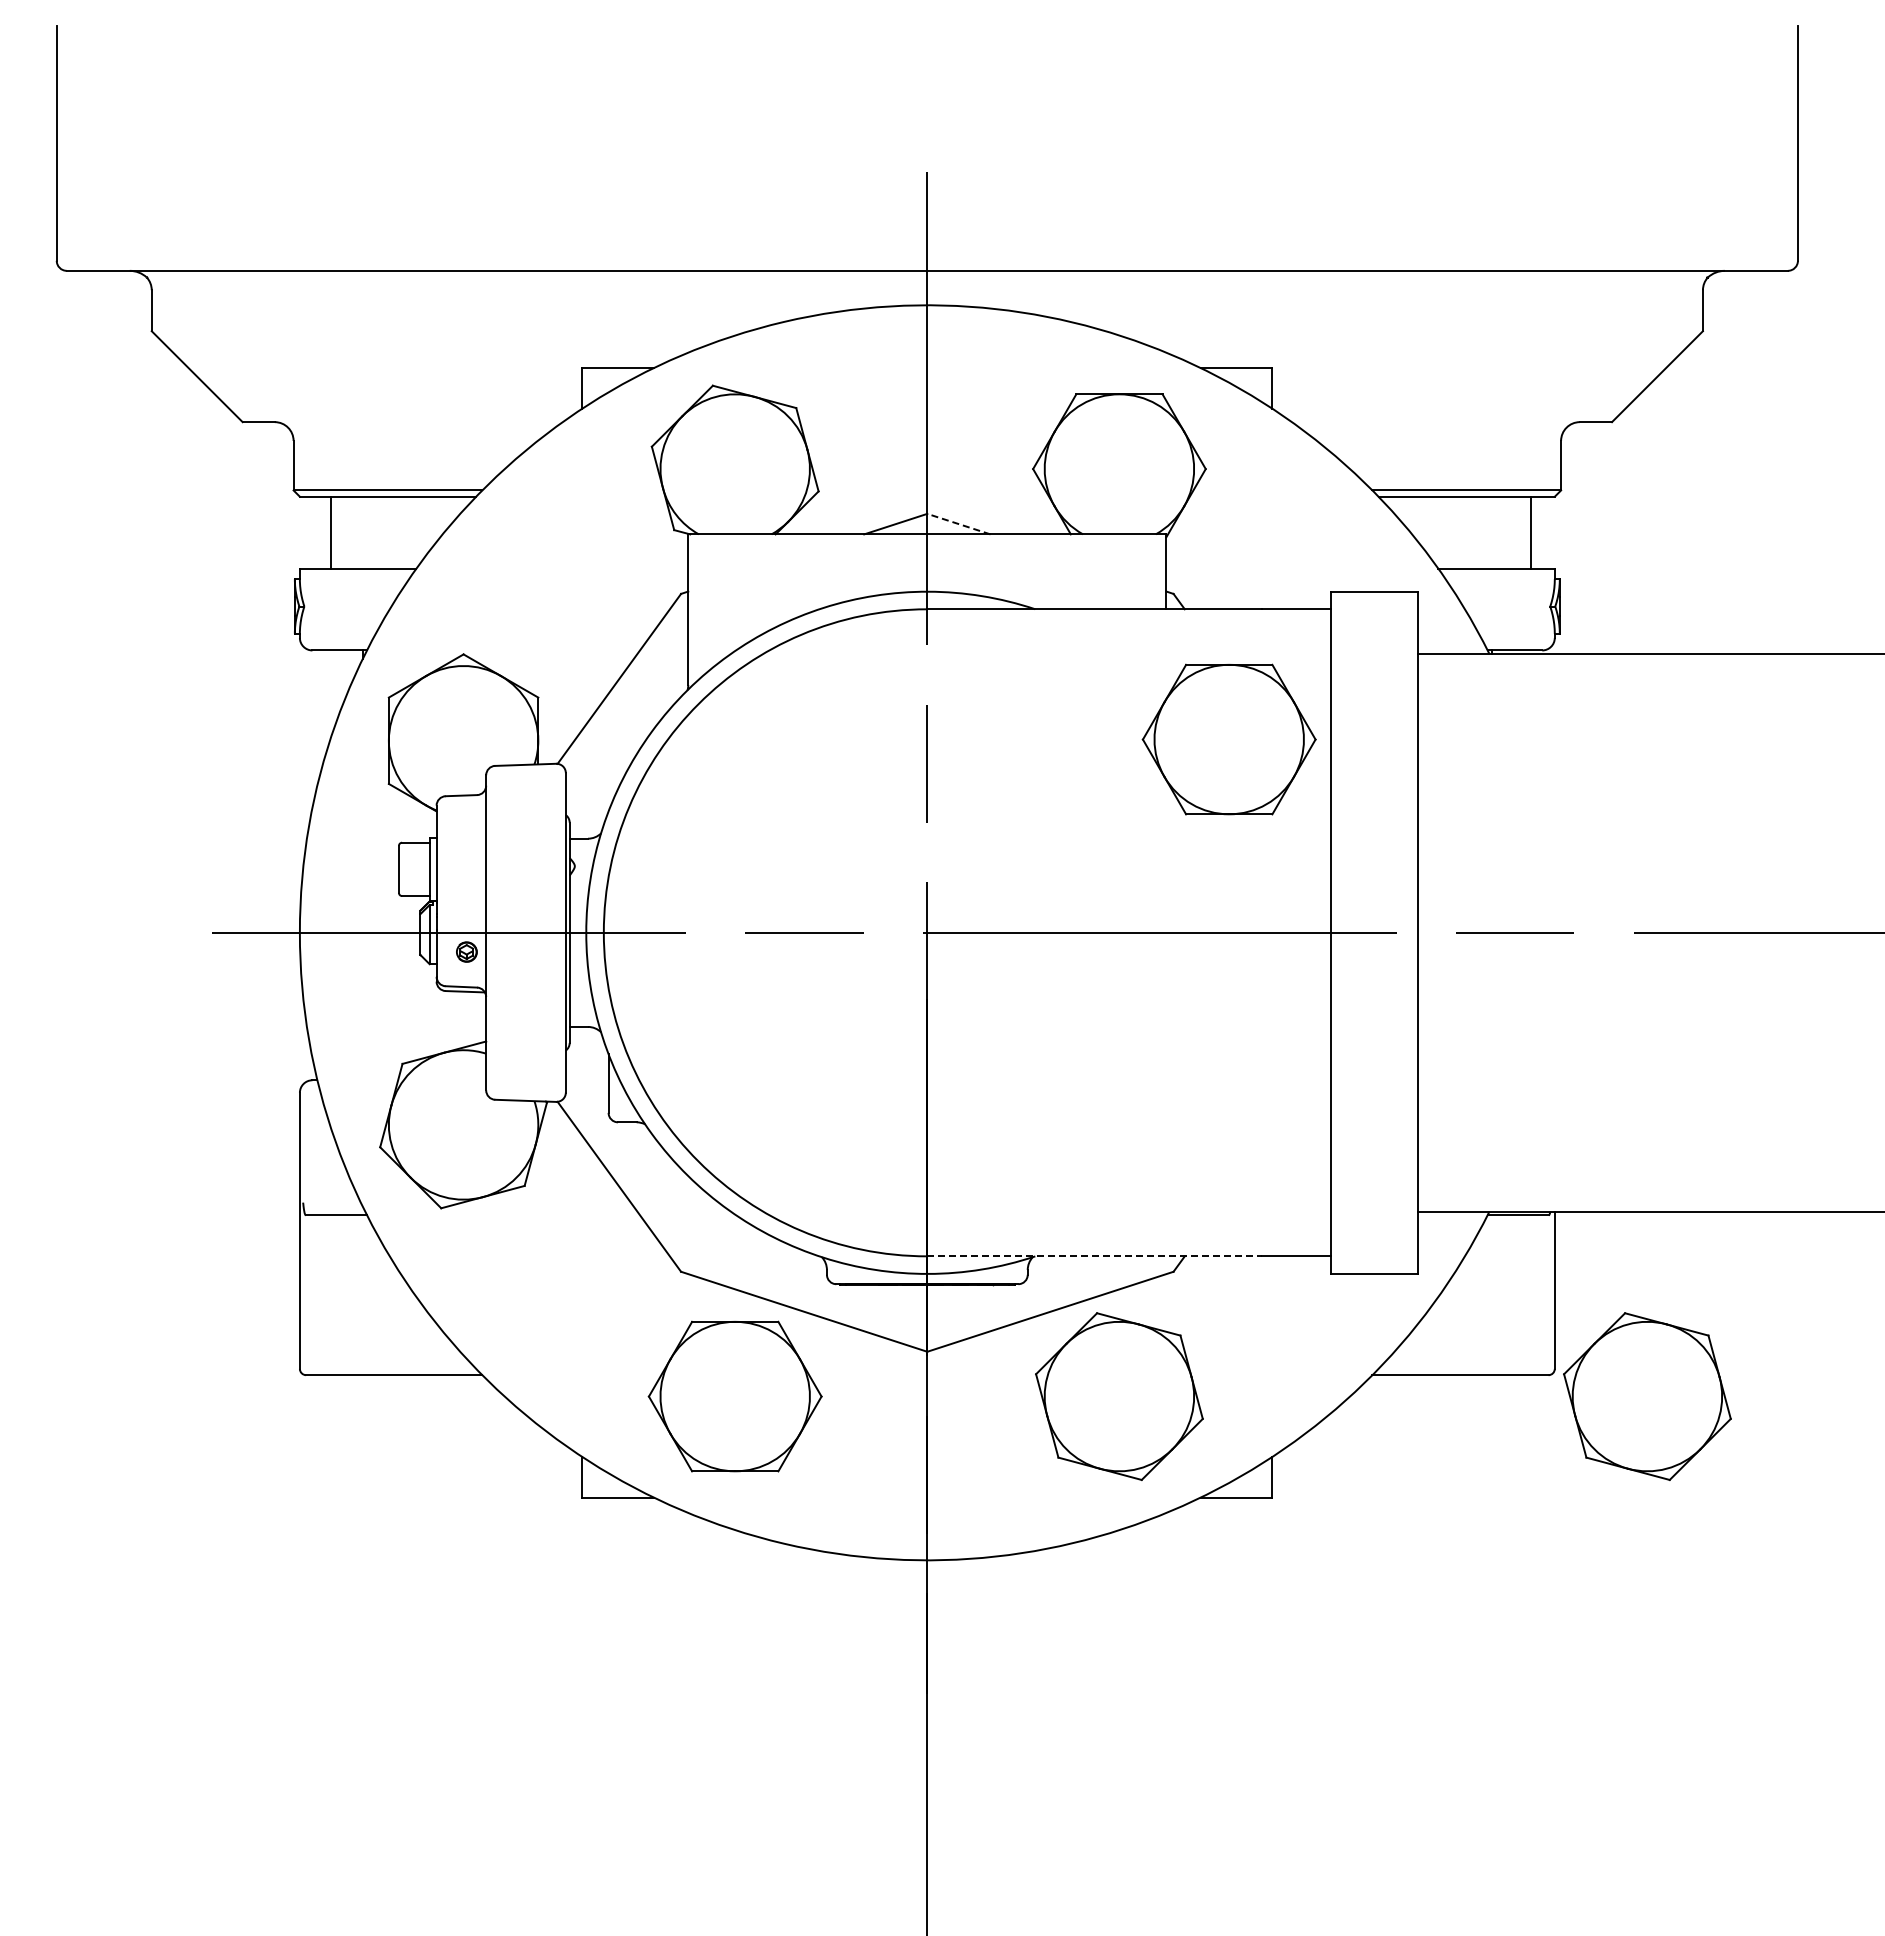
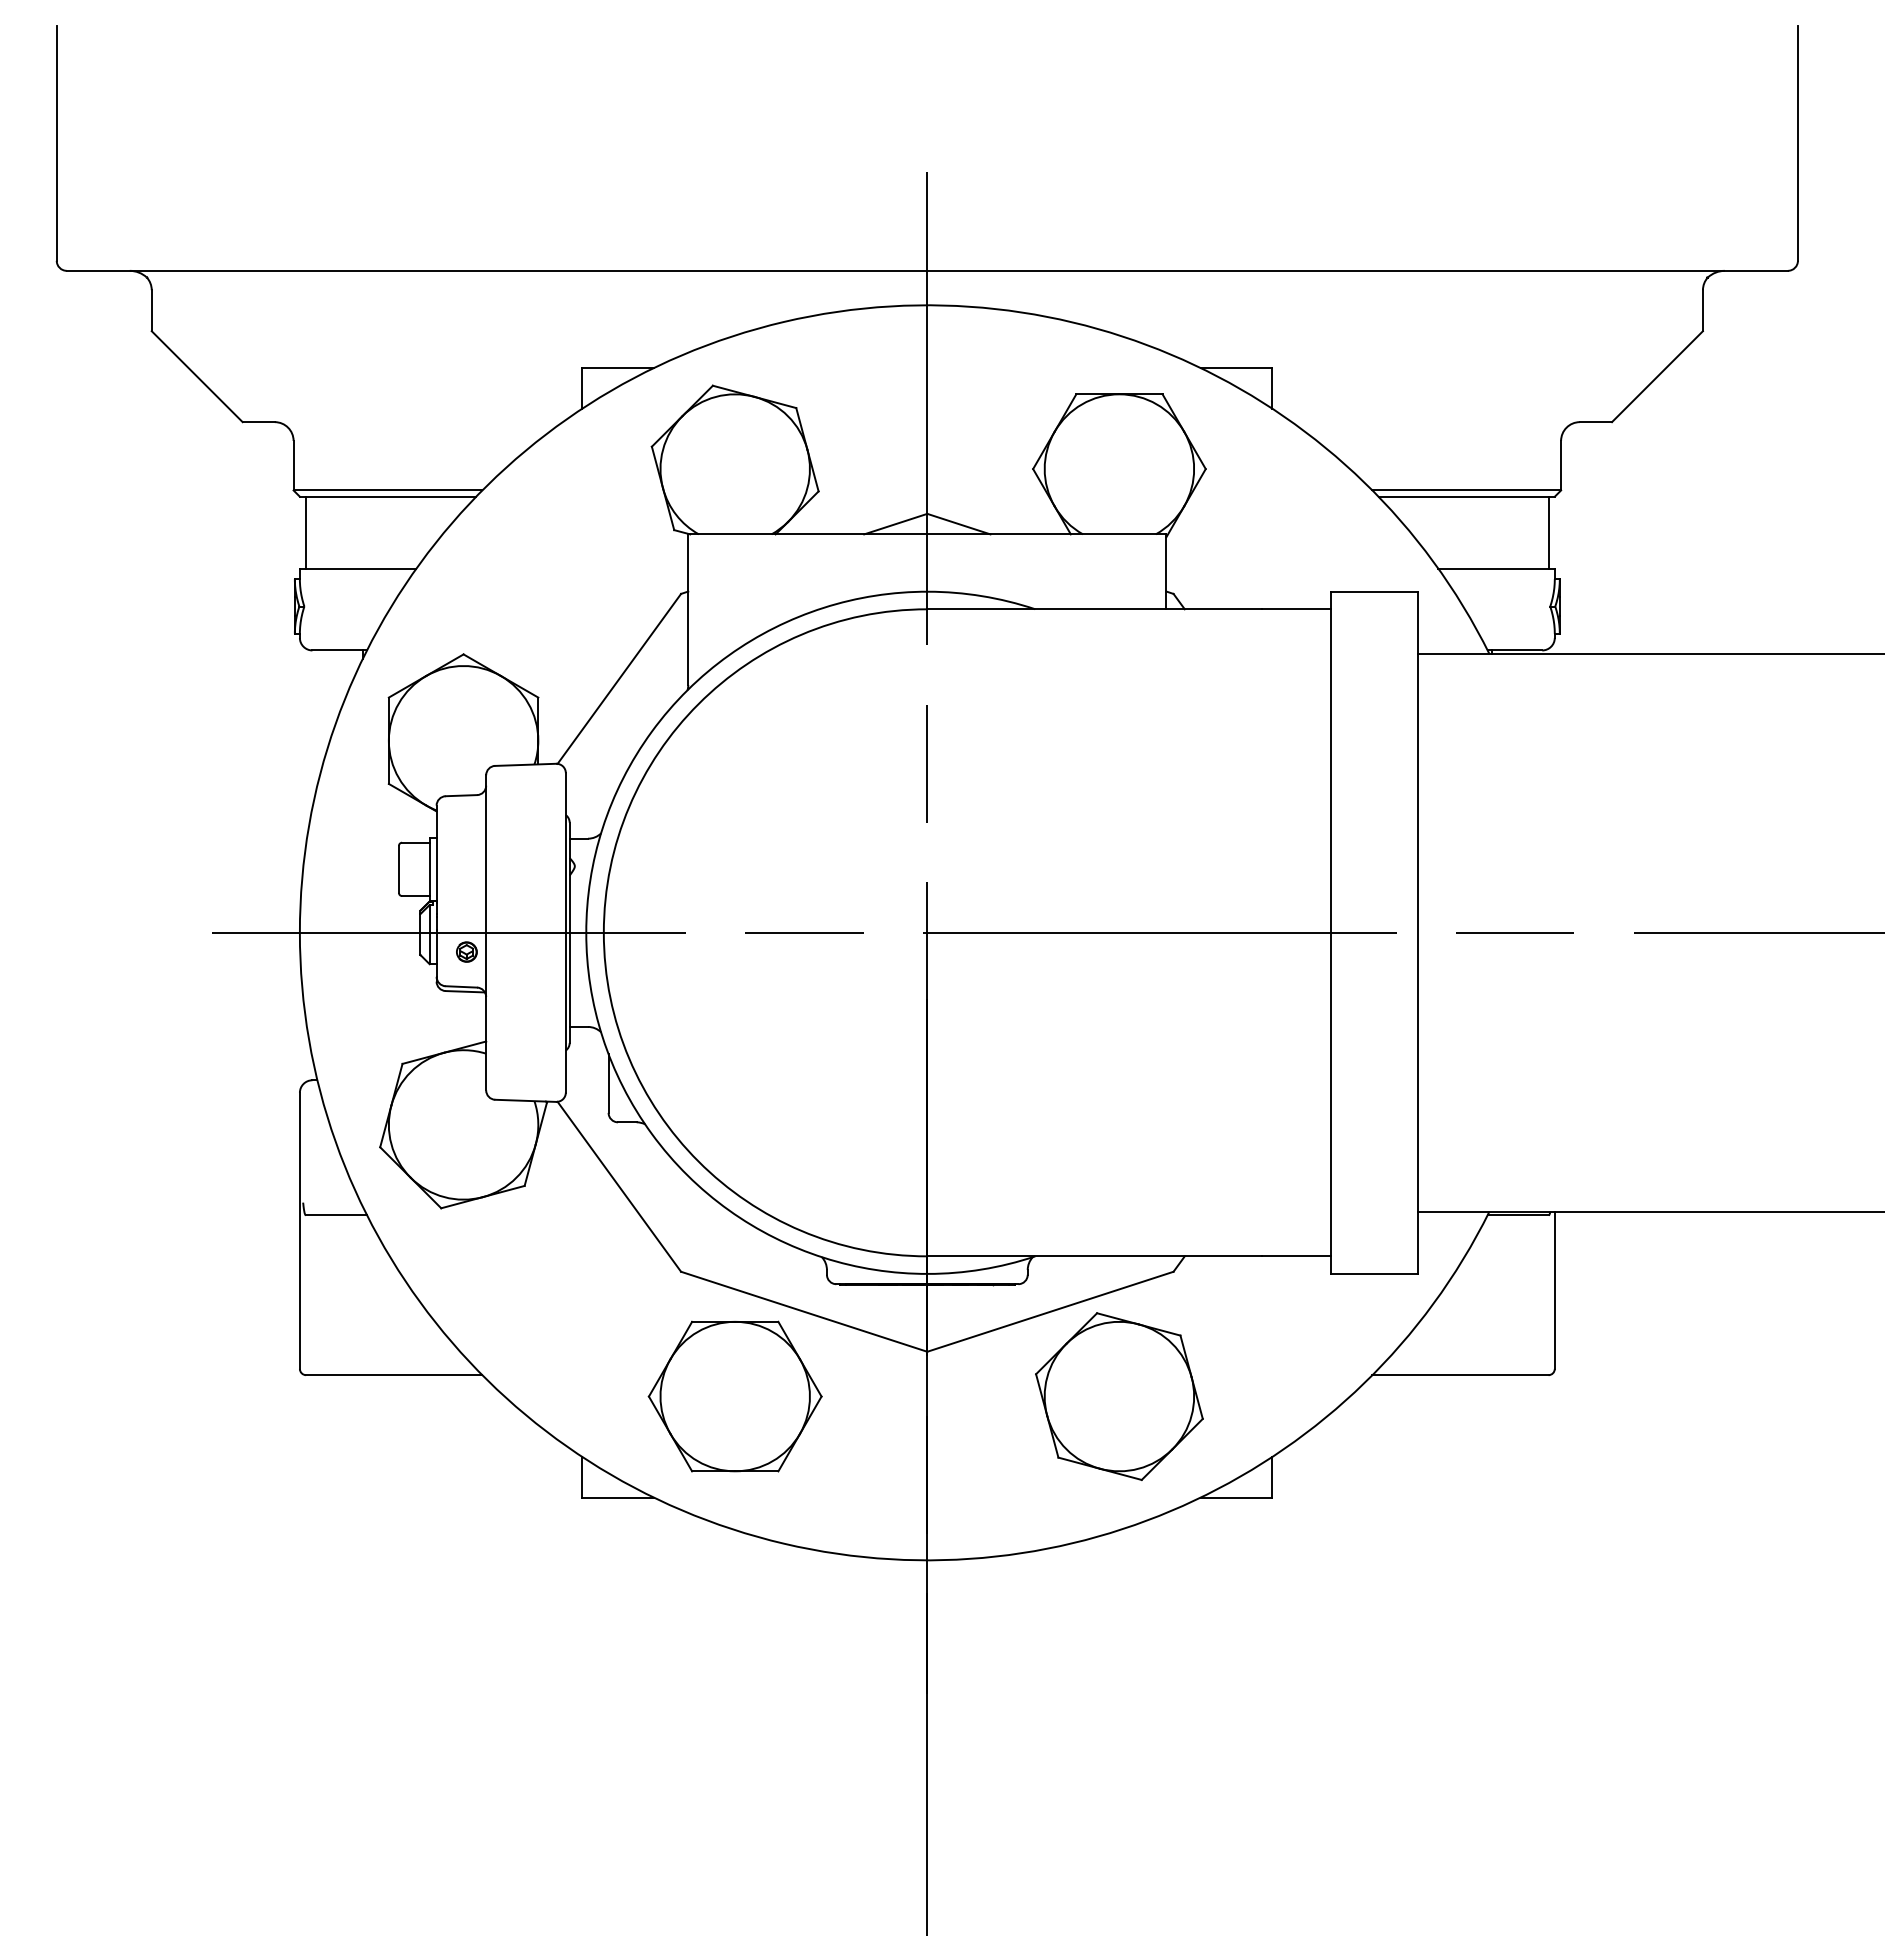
line: dashed -> solid (958, 523)
line position: (331, 532) -> (306, 532) (306, 532)
line position: (1530, 532) -> (1548, 532) (1548, 532)
part: present -> none (1228, 739)
line: dashed -> solid (1095, 1256)
part: present -> none (1647, 1396)
